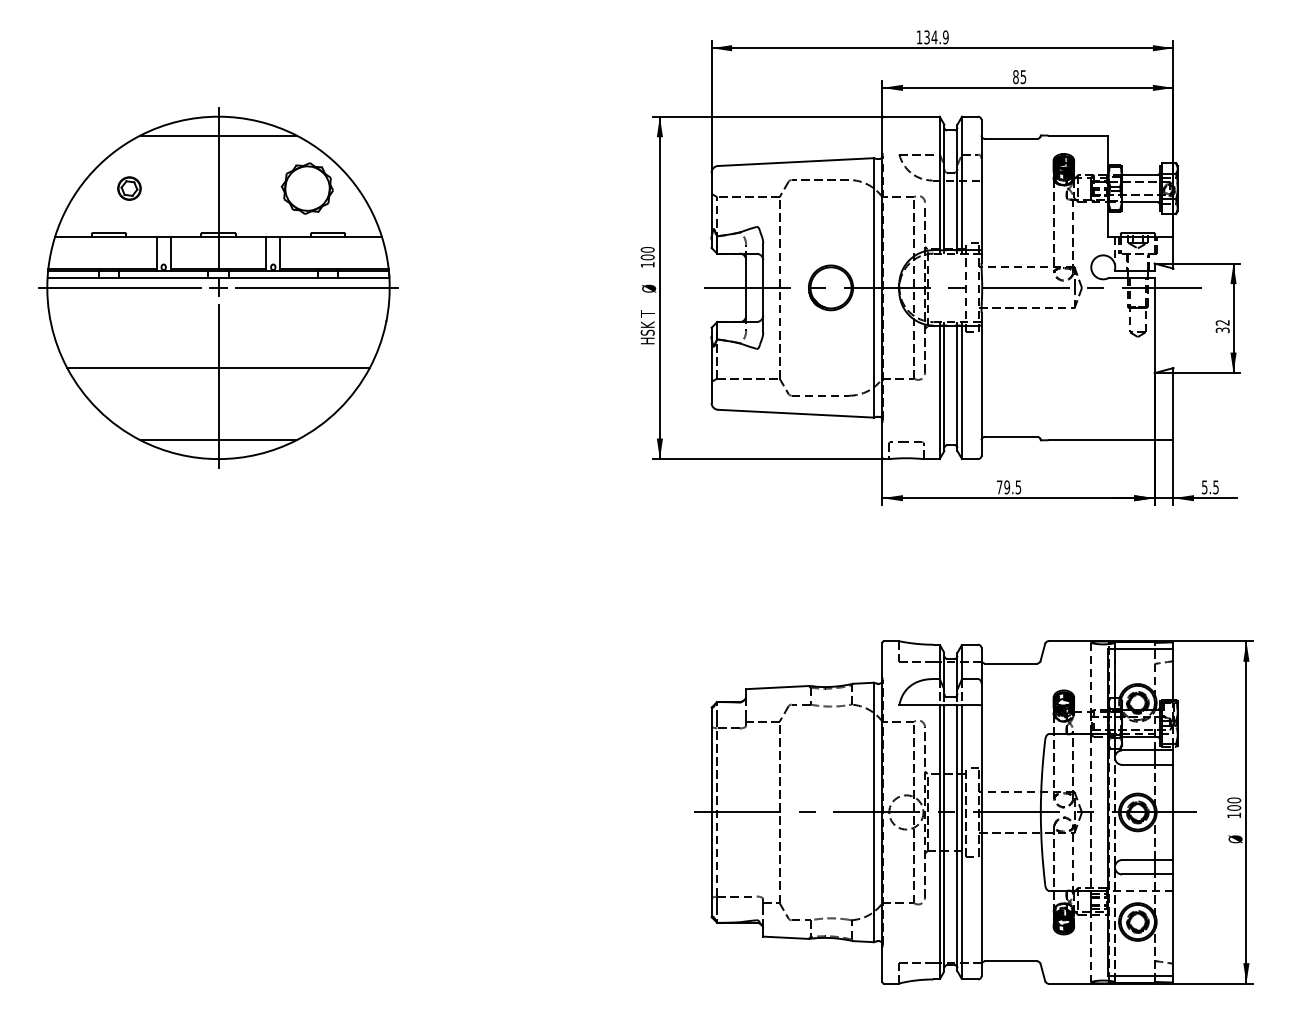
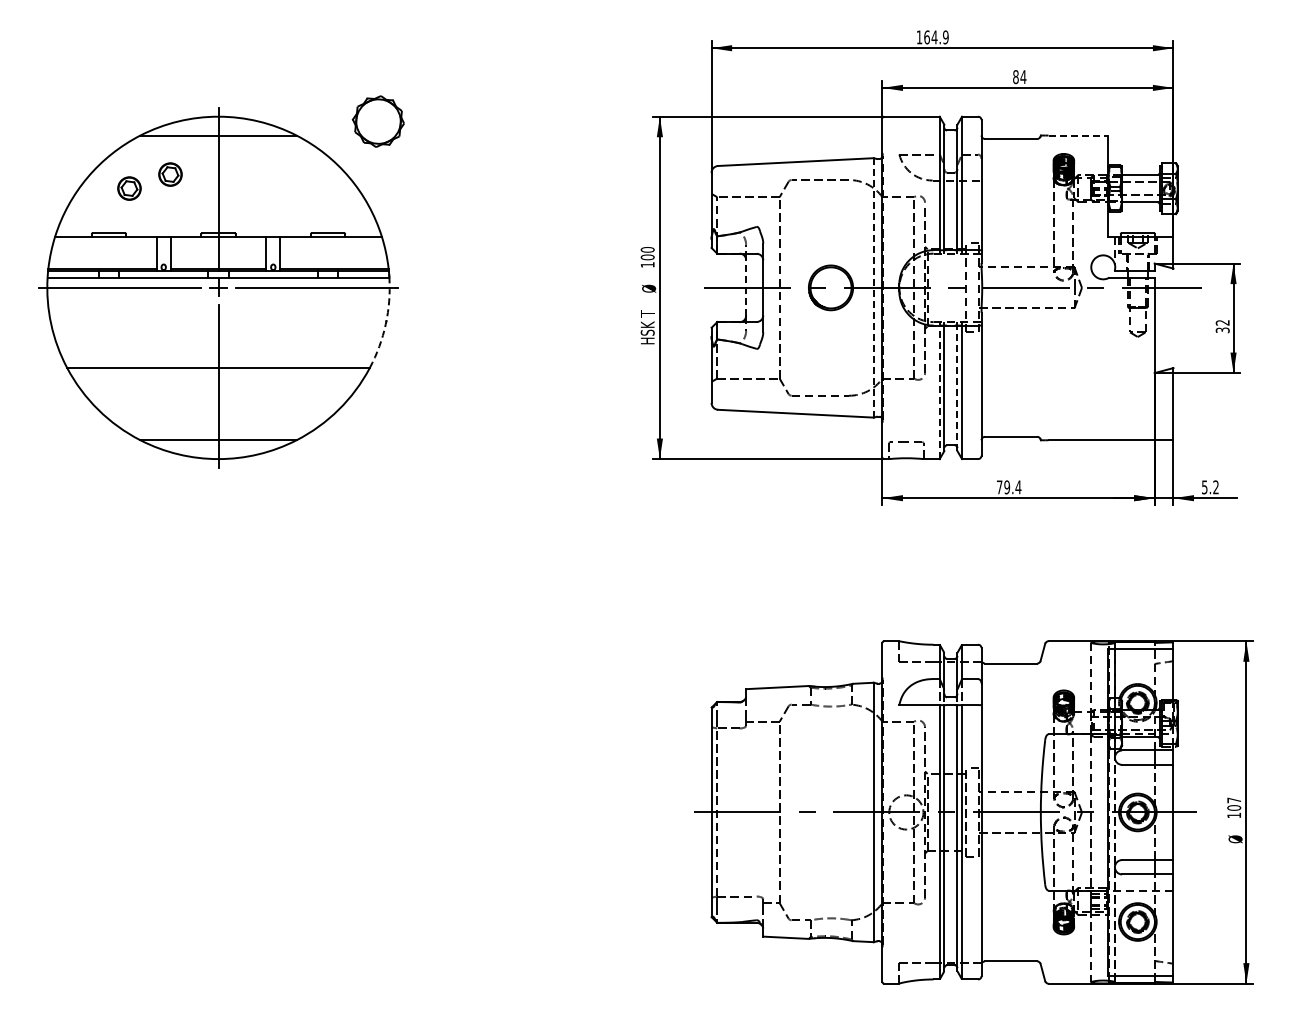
text: 134.9 -> 164.9 (926, 37)
text: 85 -> 84 (1023, 77)
line: solid -> dashed (1078, 135)
part: none -> present (170, 174)
part position: (306, 188) -> (377, 121) (377, 121)
line: solid -> dashed (746, 287)
line: solid -> dashed (873, 287)
arc: solid -> dashed (385, 324)
line: solid -> dashed (957, 388)
line: solid -> dashed (939, 392)
text: 79.5 -> 79.4 (1018, 487)
text: 5.5 -> 5.2 (1215, 487)
text: 100 -> 107 (1234, 800)
